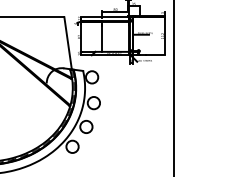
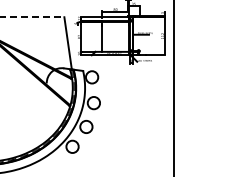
line: solid -> dashed (32, 17)
